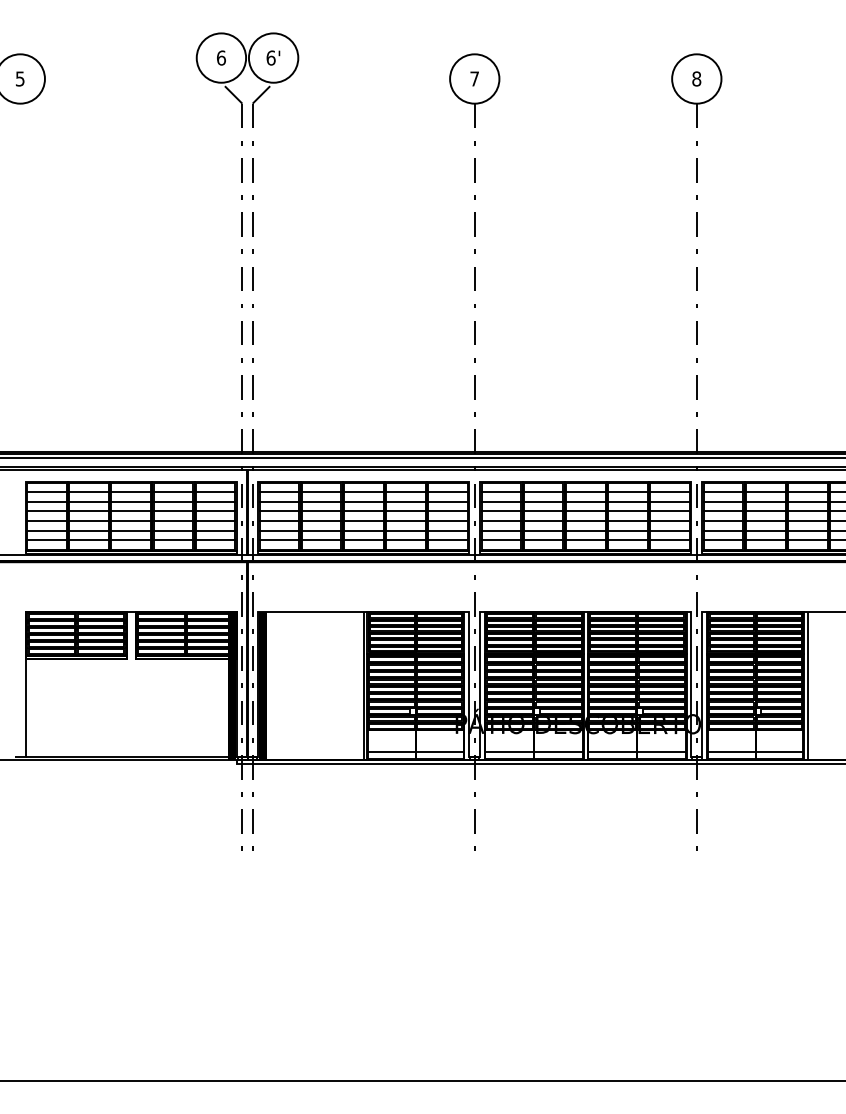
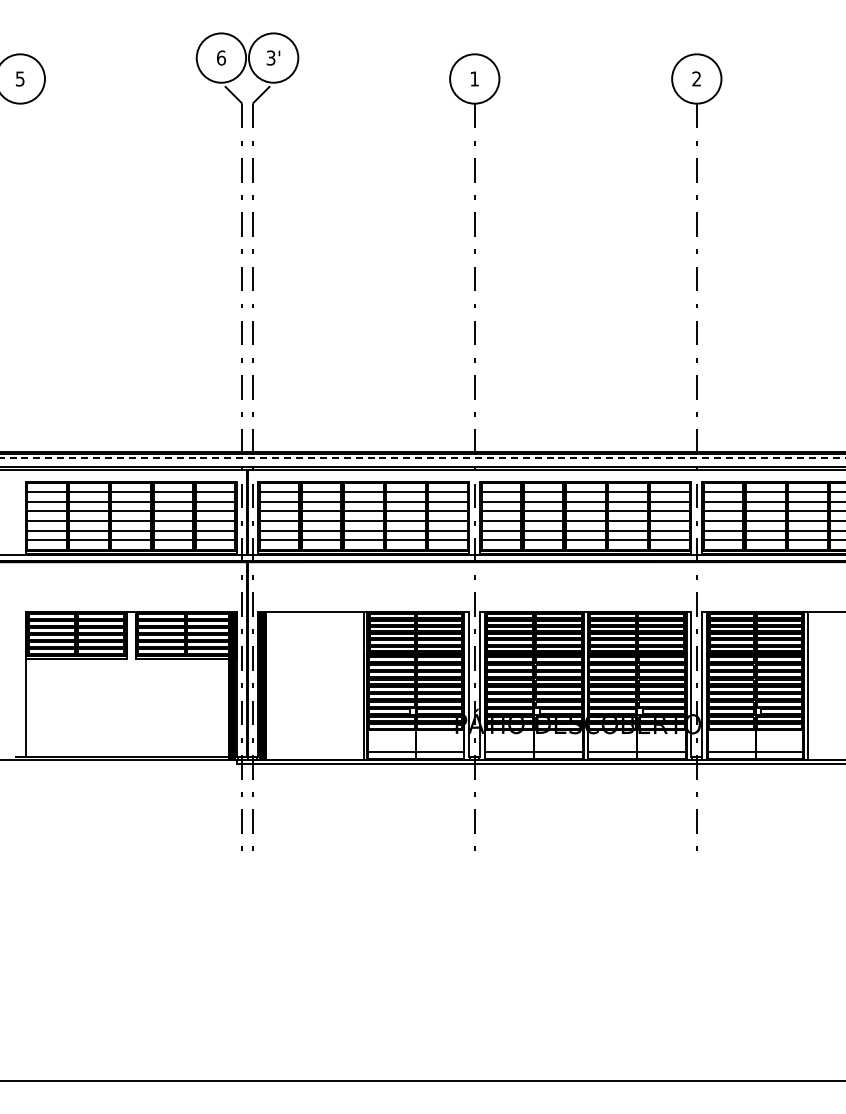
text: 6' -> 3' (270, 57)
text: 7 -> 1 (474, 78)
text: 8 -> 2 (696, 78)
line: solid -> dashed (422, 458)
